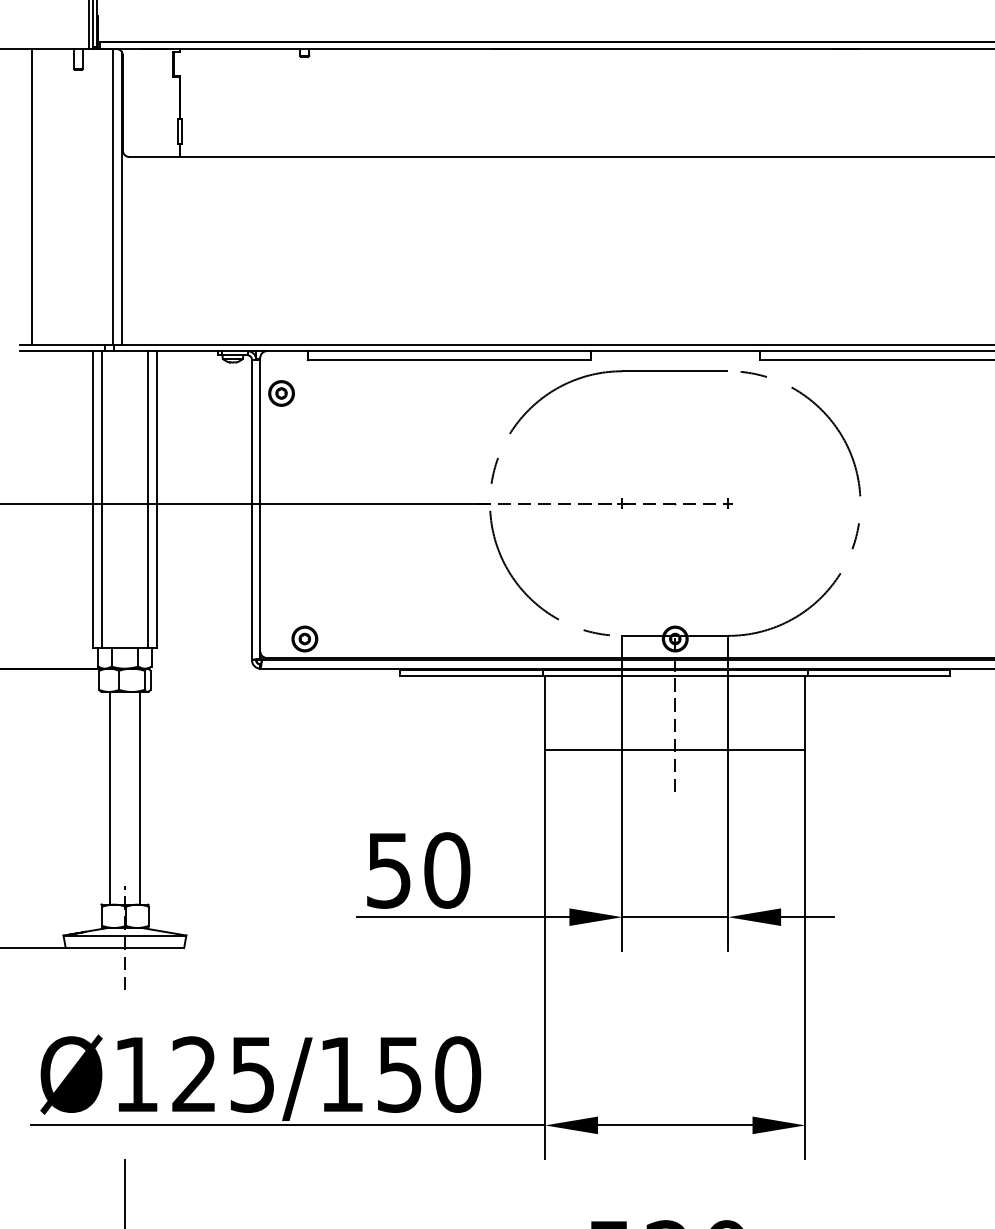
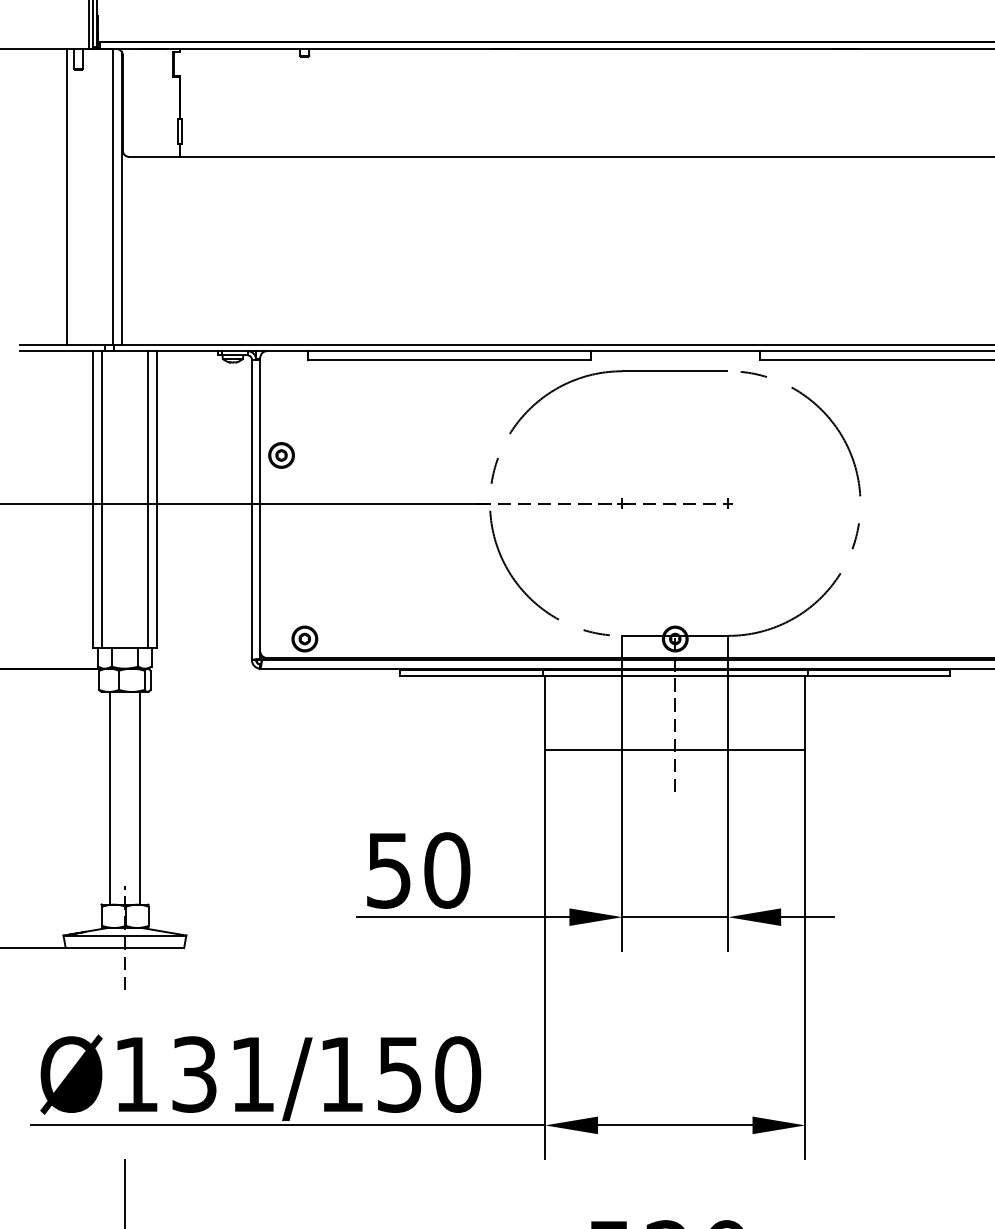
line position: (32, 196) -> (67, 196) (67, 196)
part position: (281, 393) -> (281, 455) (281, 455)
text: Ø125/150 -> Ø131/150 (222, 1074)
